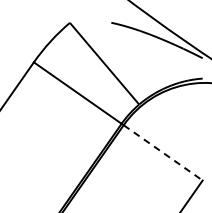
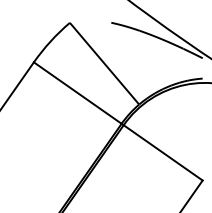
line: dashed -> solid (163, 153)
